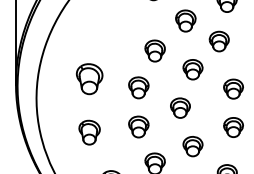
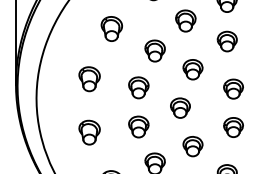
part: none -> present (111, 28)
part position: (218, 41) -> (226, 41) (226, 41)
part size: 28x33 px -> 23x27 px (89, 79)
